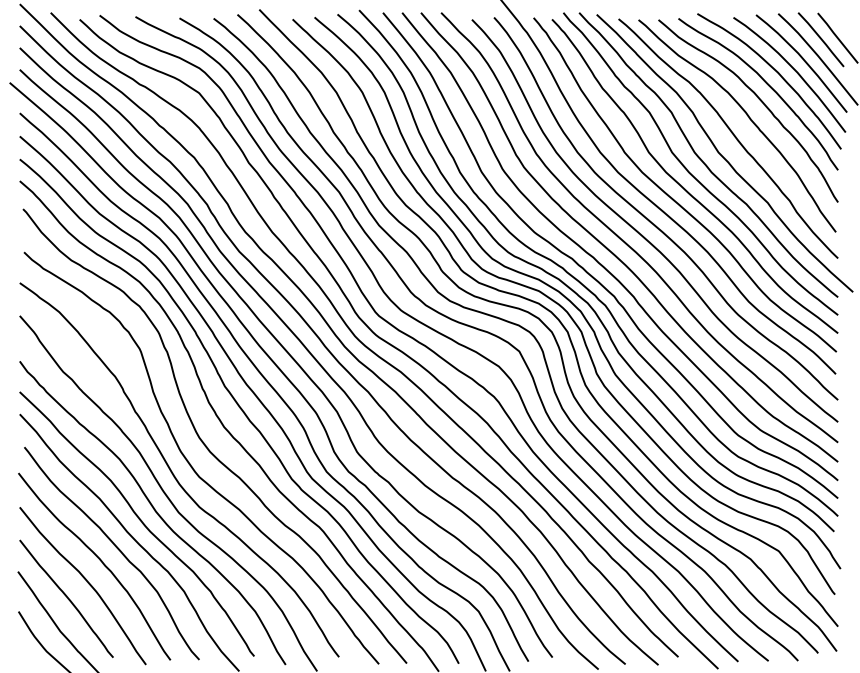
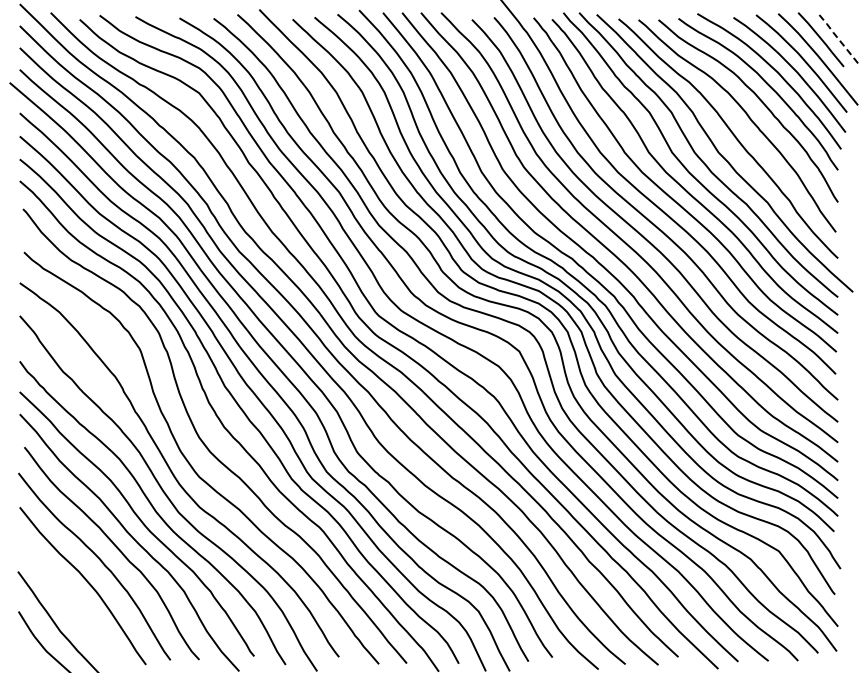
line: solid -> dashed (837, 37)
curve: present -> none (66, 597)
